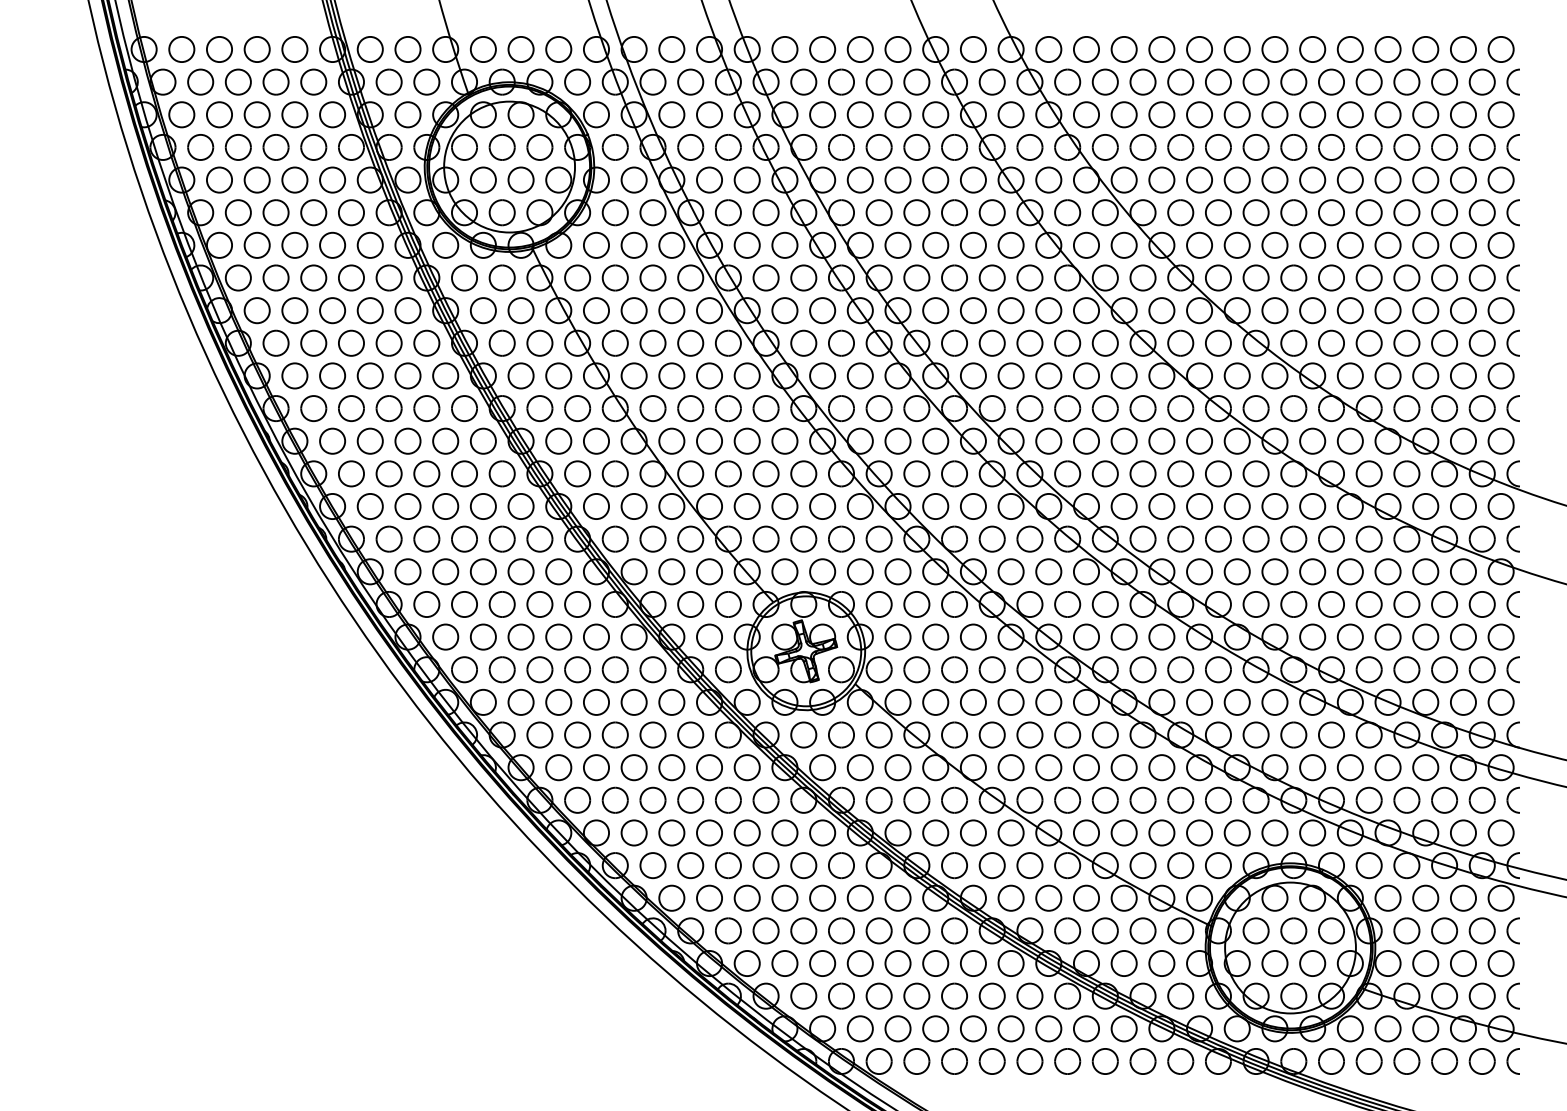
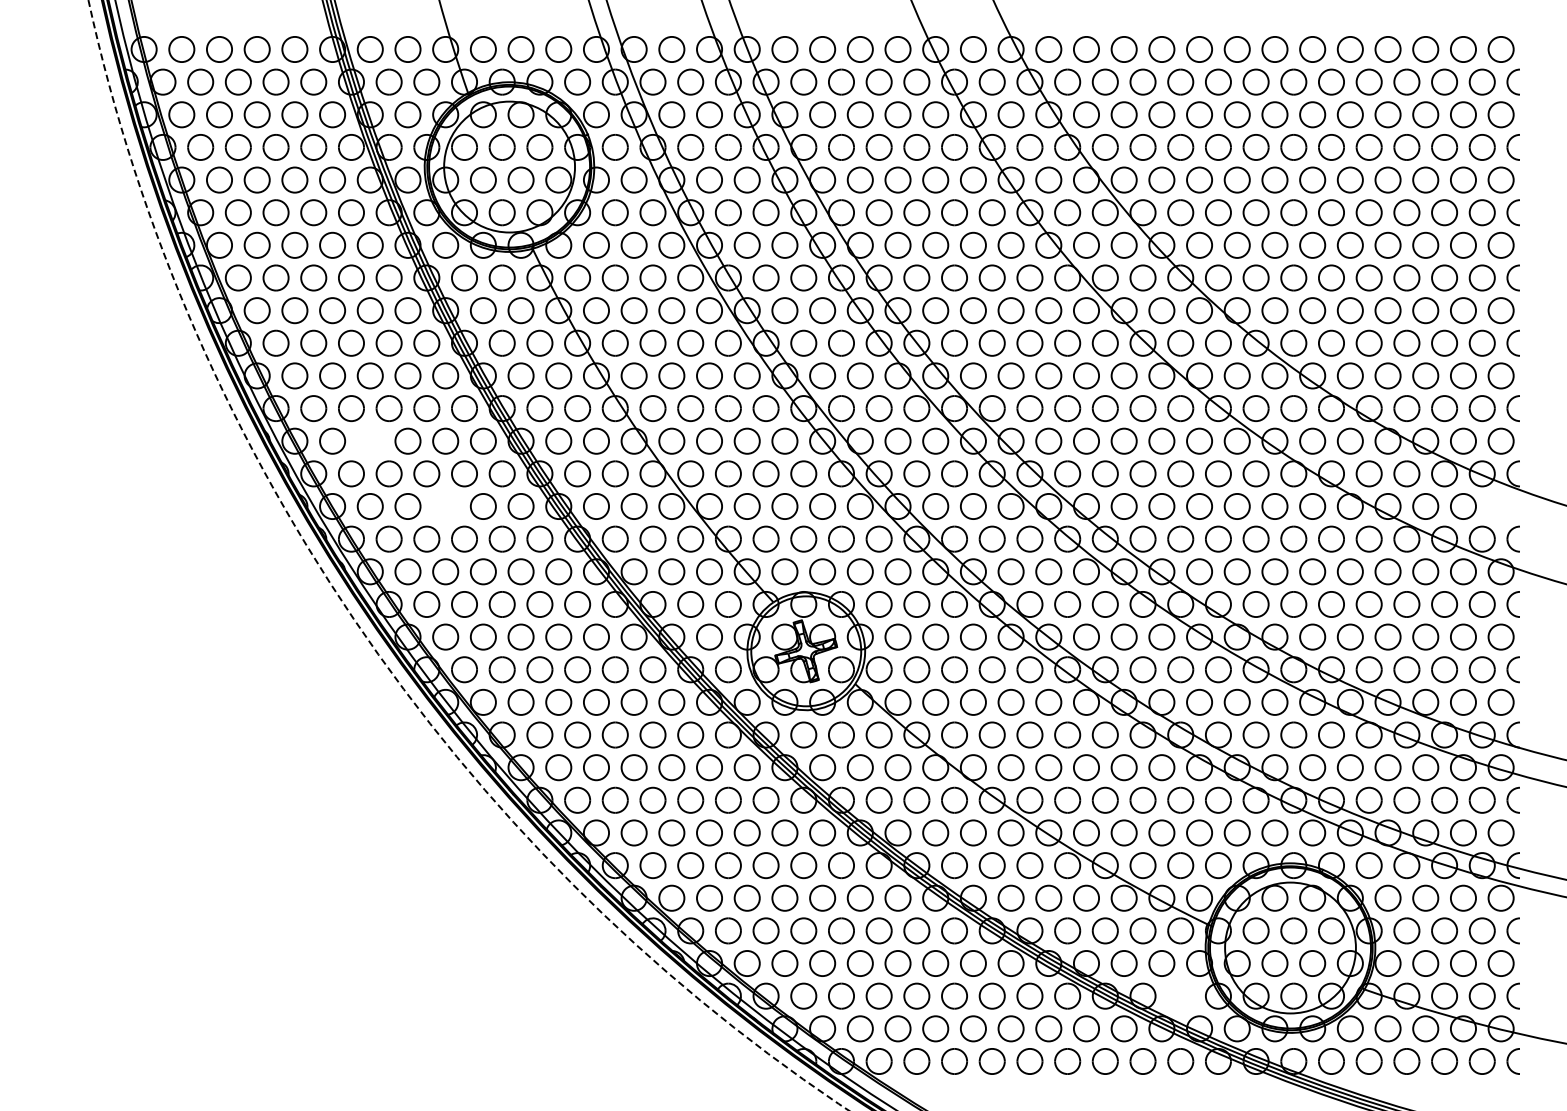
circle: present -> none (369, 440)
circle: present -> none (445, 506)
circle: present -> none (1500, 506)
circle: solid -> dashed (468, 555)
part: present -> none (1180, 995)
